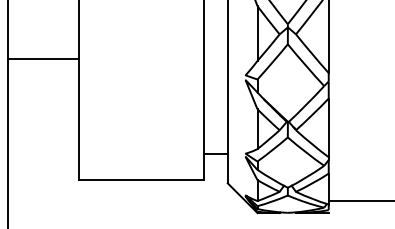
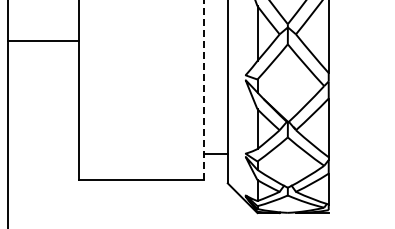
line position: (43, 58) -> (43, 40) (43, 40)
line: solid -> dashed (204, 90)
line: present -> none (359, 201)
